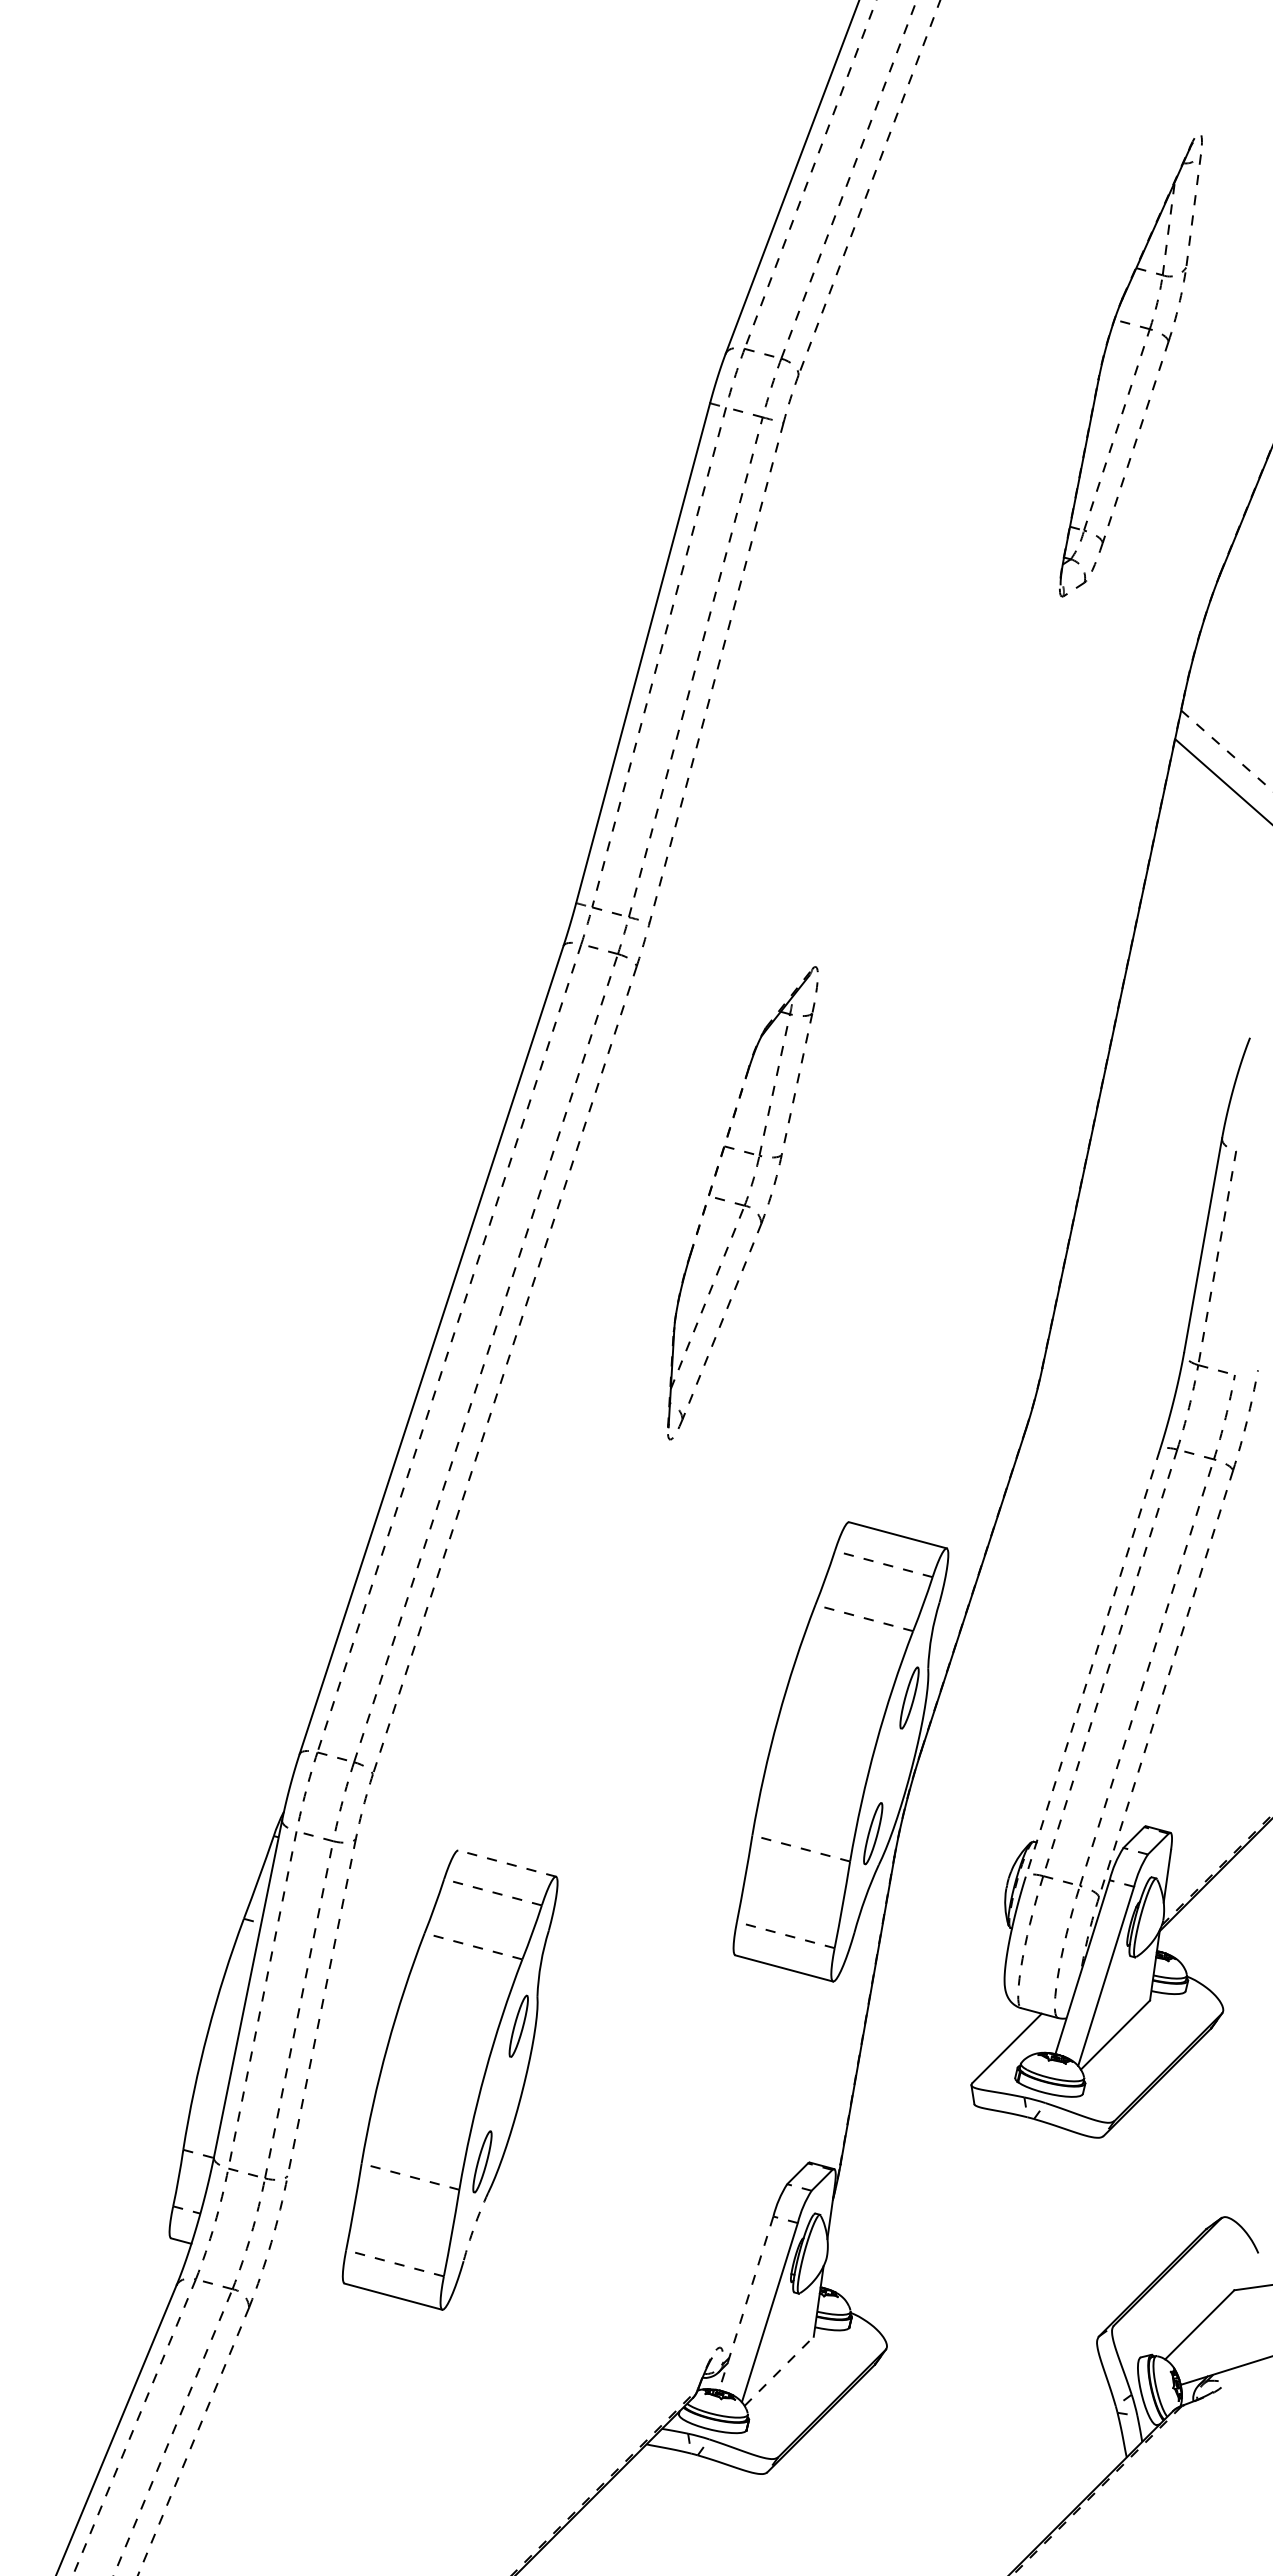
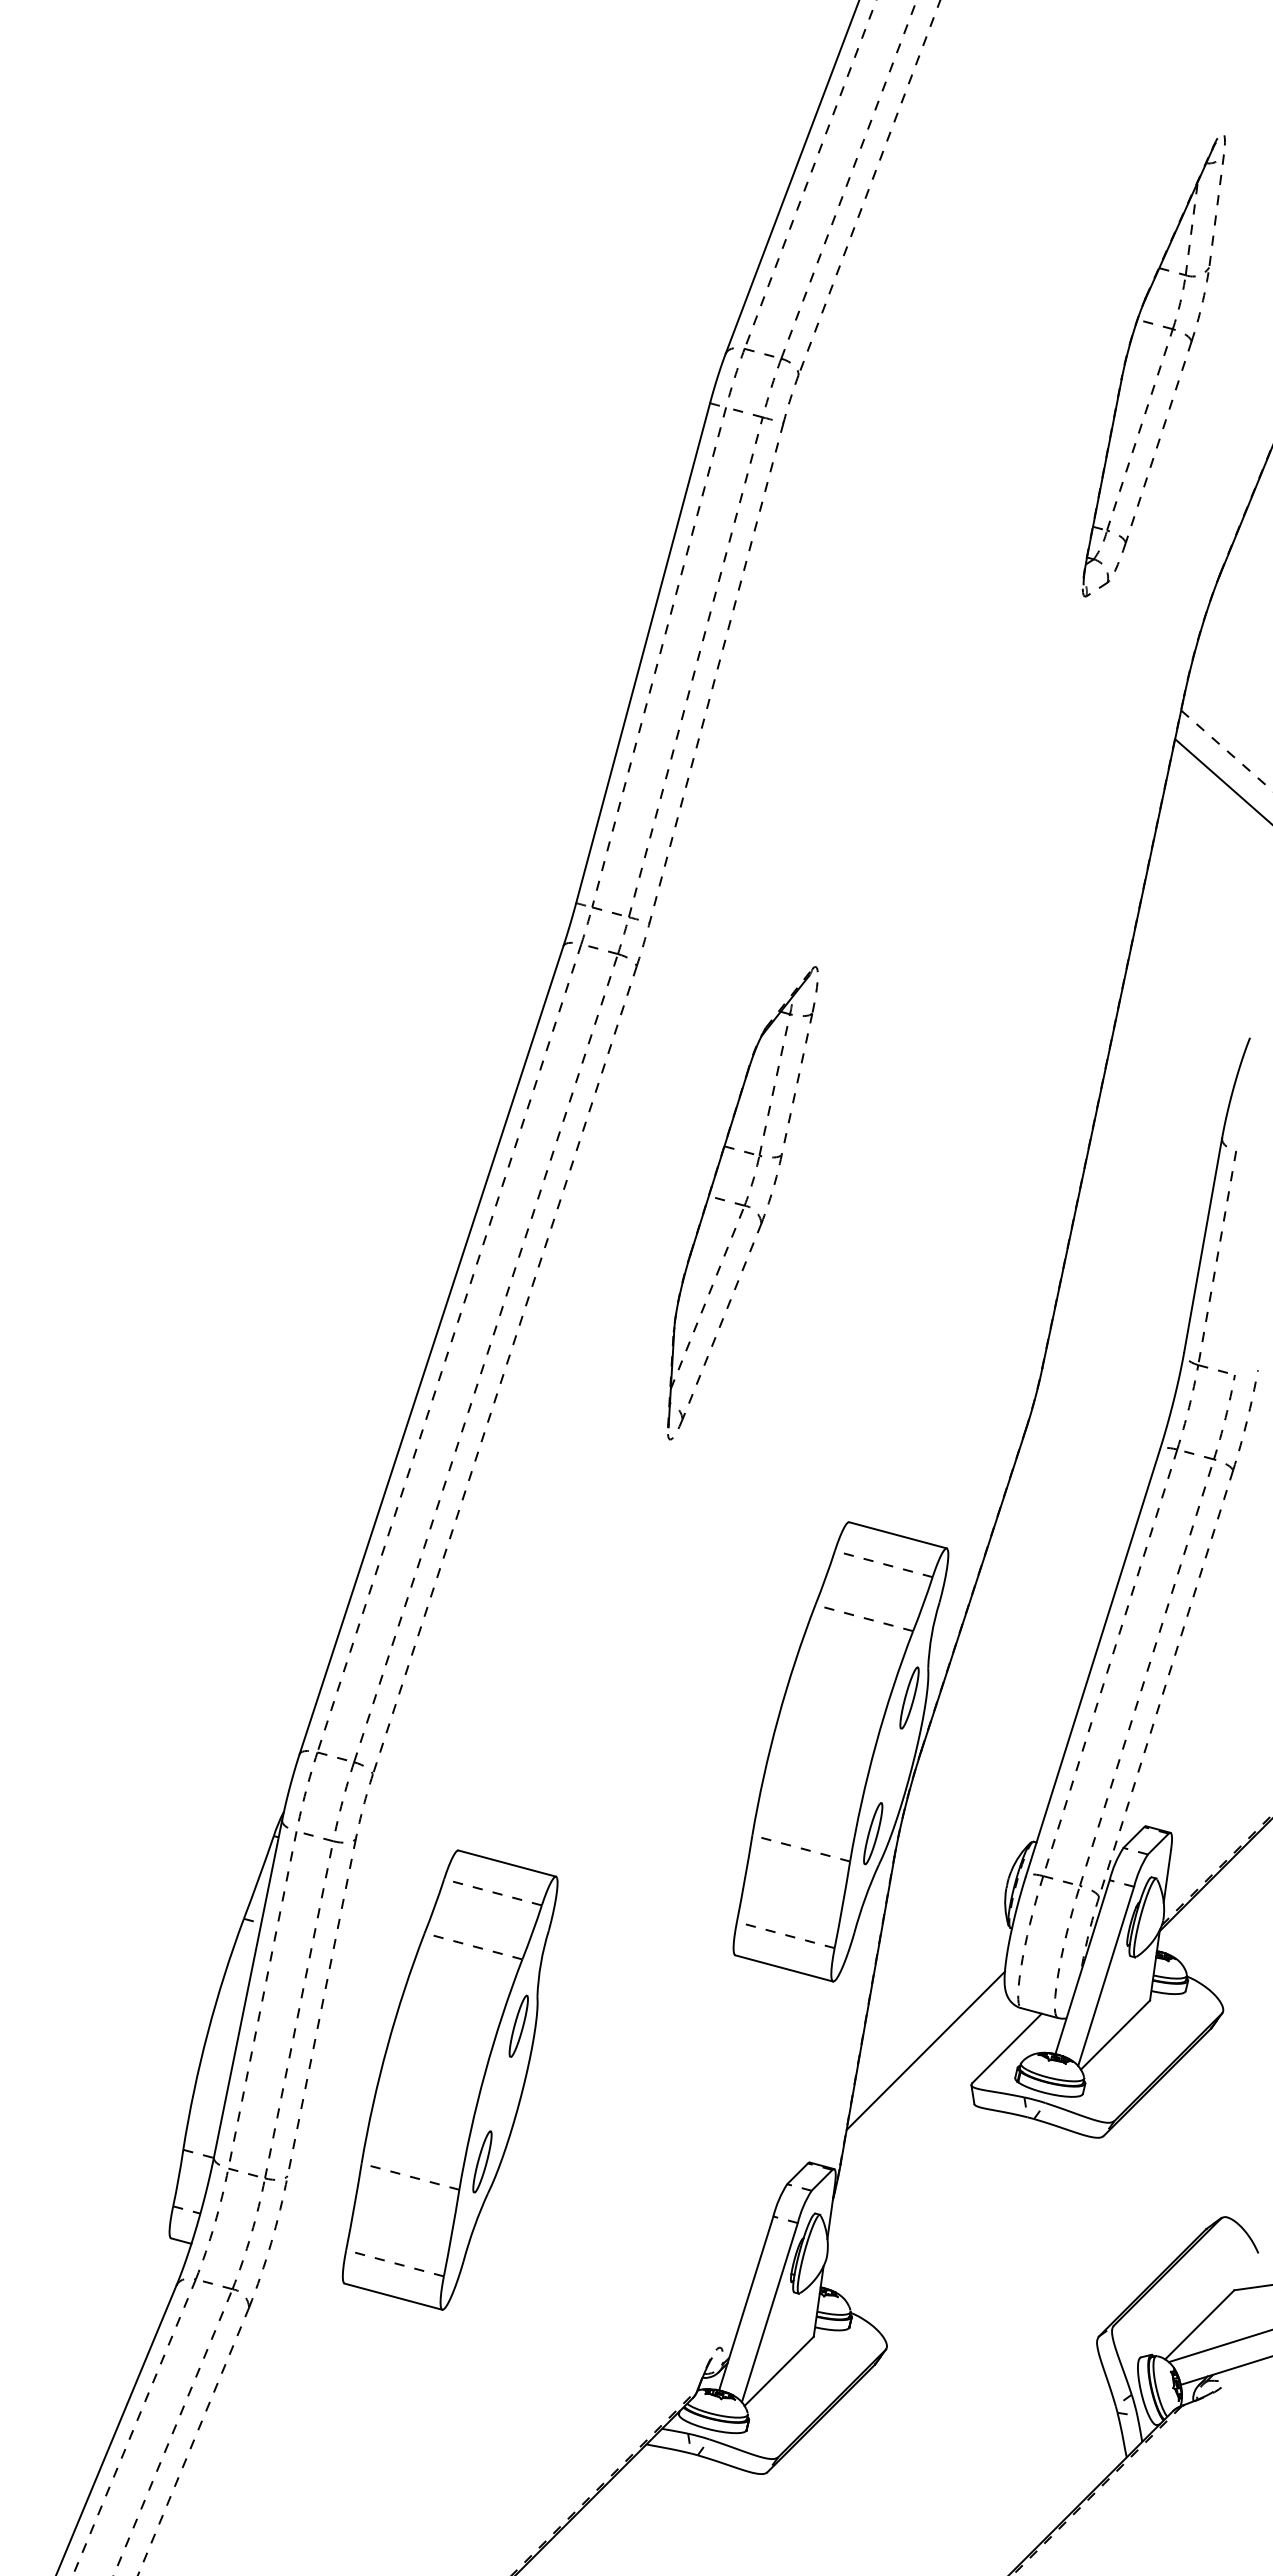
part position: (1130, 366) -> (1153, 366) (1153, 366)
line: dashed -> solid (719, 1162)
line: dashed -> solid (1092, 1663)
line: dashed -> solid (507, 1863)
line: none -> present (925, 2050)
arc: dashed -> solid (474, 2226)
line: dashed -> solid (746, 2303)
line: none -> present (1218, 2346)
line: dashed -> solid (779, 2371)
